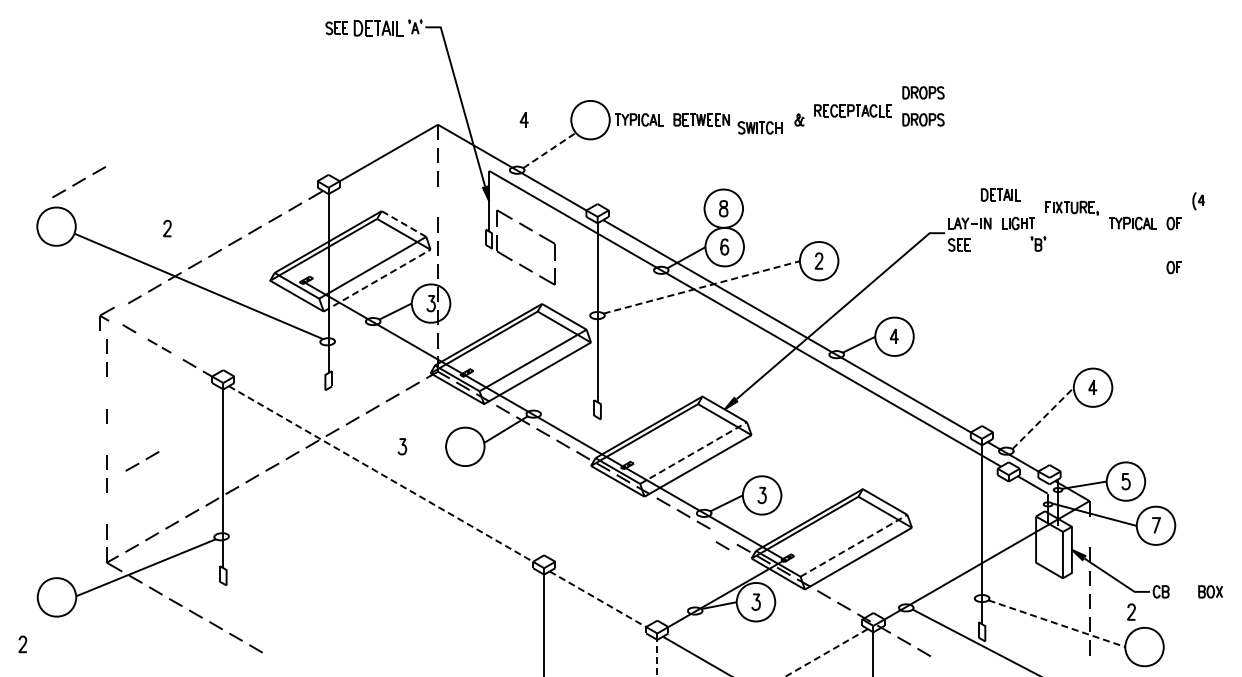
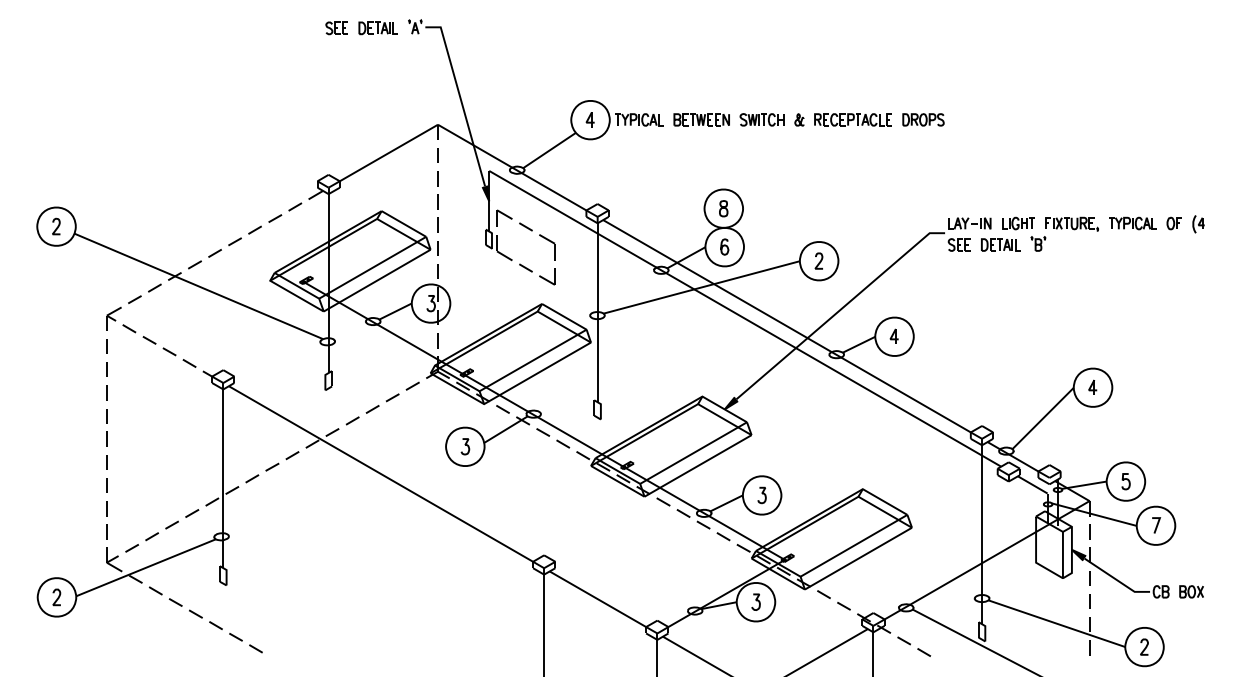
part size: 51x17 px -> 40x15 px (377, 28)
part: present -> none (923, 92)
part position: (852, 110) -> (852, 119) (852, 119)
part position: (523, 119) -> (589, 119) (589, 119)
part position: (759, 127) -> (761, 119) (761, 119)
line: dashed -> solid (549, 150)
part: present -> none (79, 182)
part position: (1000, 194) -> (1000, 244) (1000, 244)
line: none -> present (437, 201)
part position: (1198, 201) -> (1198, 224) (1198, 224)
part position: (1071, 207) -> (1071, 223) (1071, 223)
line: dashed -> solid (403, 224)
curve position: (168, 228) -> (57, 226) (57, 226)
part: present -> none (1173, 267)
line: dashed -> solid (377, 280)
line: dashed -> solid (701, 287)
part position: (106, 318) -> (113, 318) (113, 318)
part size: 25x15 px -> 35x21 px (159, 346)
line: none -> present (106, 392)
line: dashed -> solid (1043, 418)
line: none -> present (106, 438)
curve position: (402, 445) -> (465, 445) (465, 445)
line: dashed -> solid (693, 453)
part: present -> none (142, 461)
line: dashed -> solid (381, 474)
line: none -> present (106, 508)
line: none -> present (1089, 531)
line position: (722, 545) -> (723, 536) (723, 536)
line: dashed -> solid (853, 545)
part position: (1210, 591) -> (1191, 591) (1191, 591)
line: dashed -> solid (597, 599)
curve position: (1132, 611) -> (1145, 646) (1145, 646)
line: dashed -> solid (1057, 623)
curve position: (23, 644) -> (57, 597) (57, 597)
line: dashed -> solid (826, 653)
line: dashed -> solid (657, 657)
